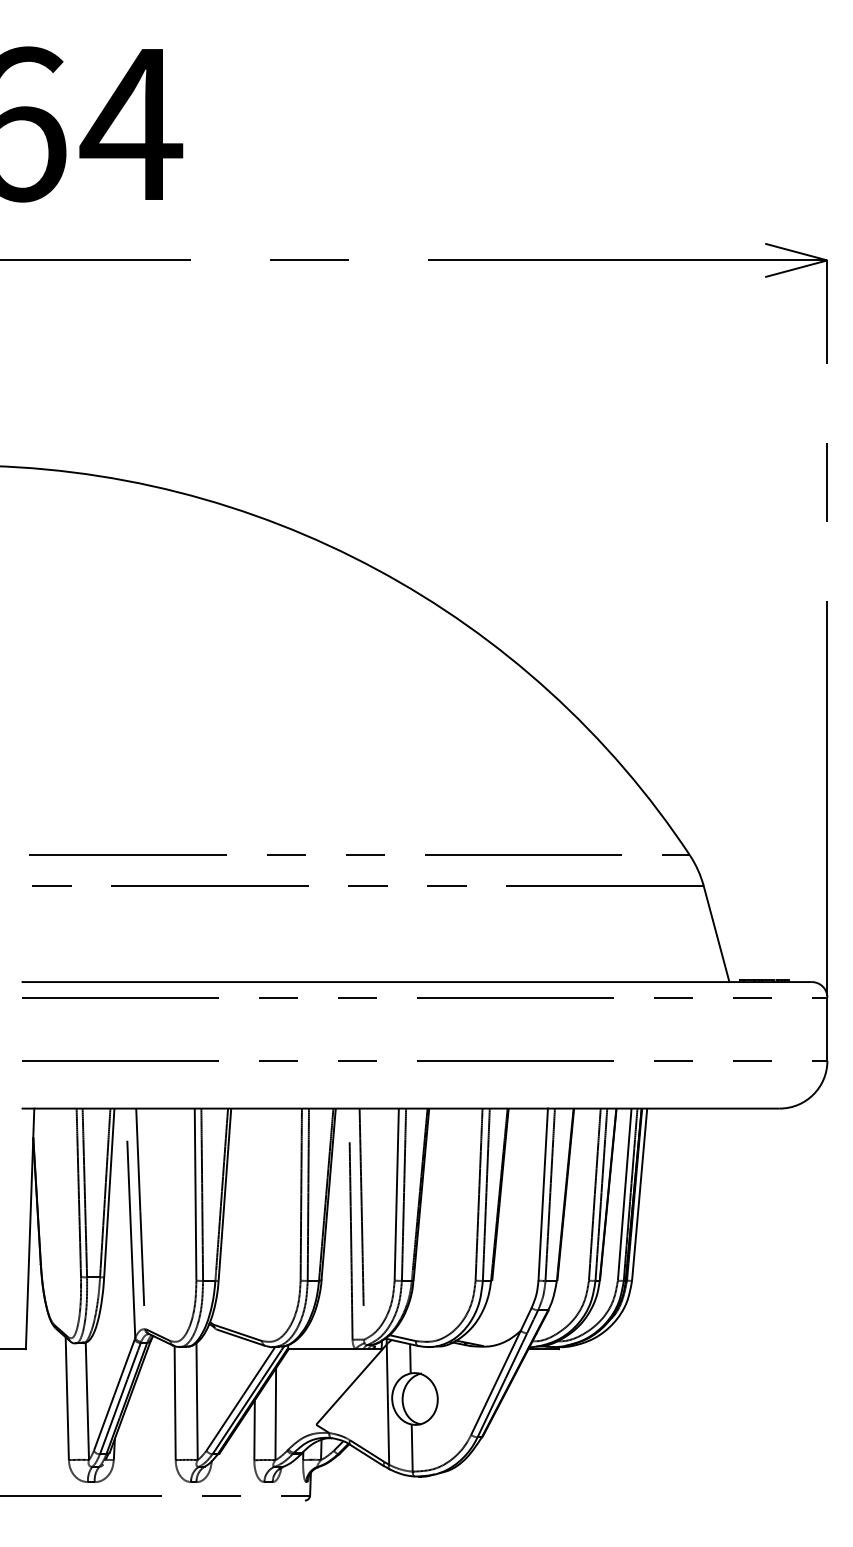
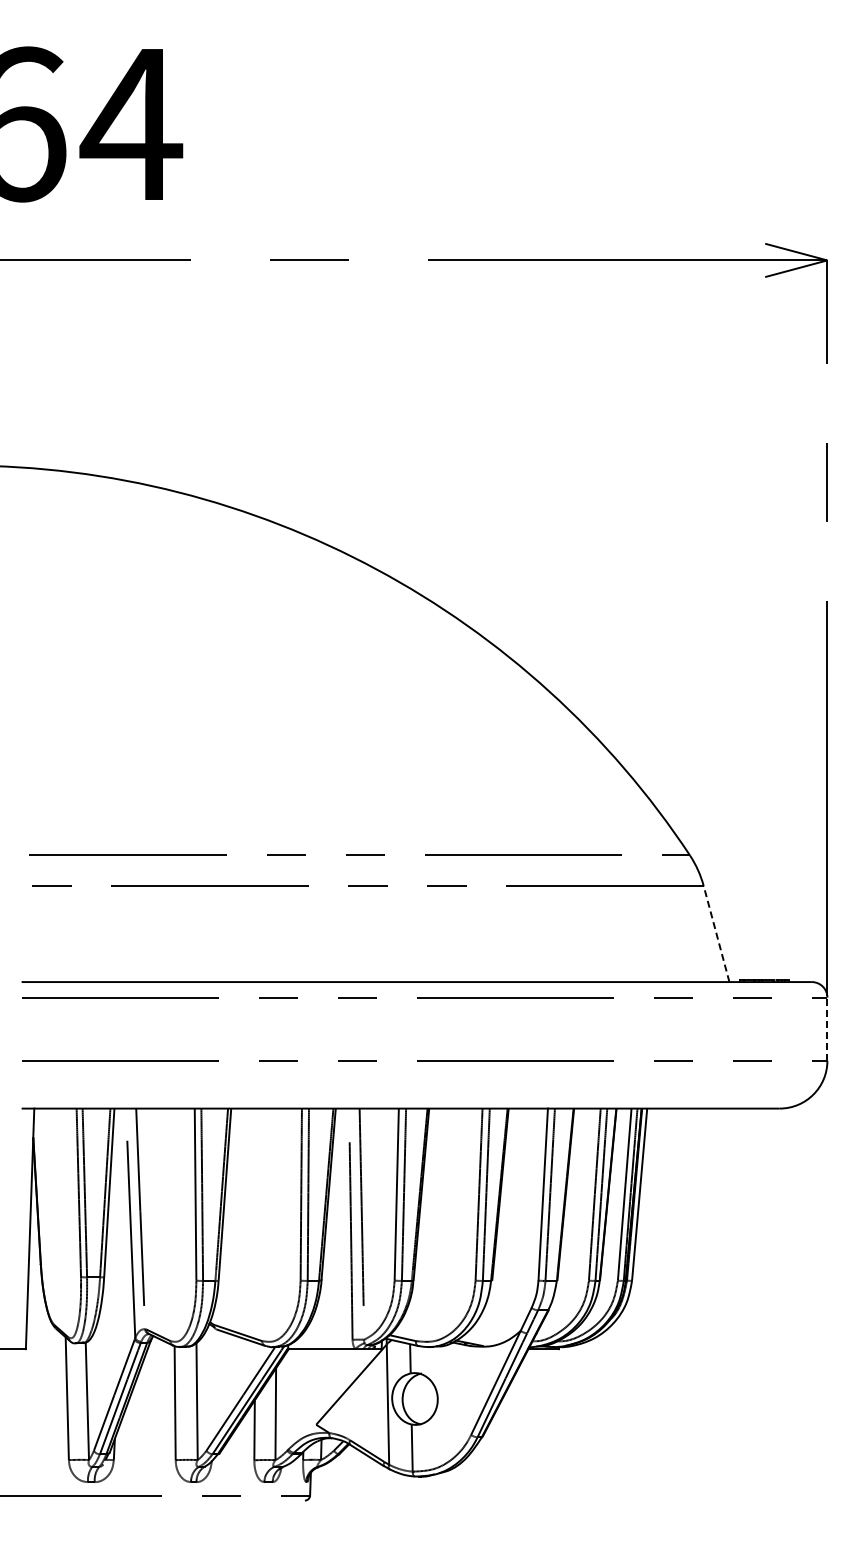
line: solid -> dashed (716, 933)
line: solid -> dashed (827, 1029)
